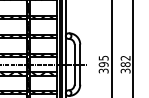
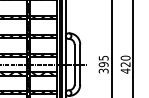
text: 382 -> 420 (125, 64)
